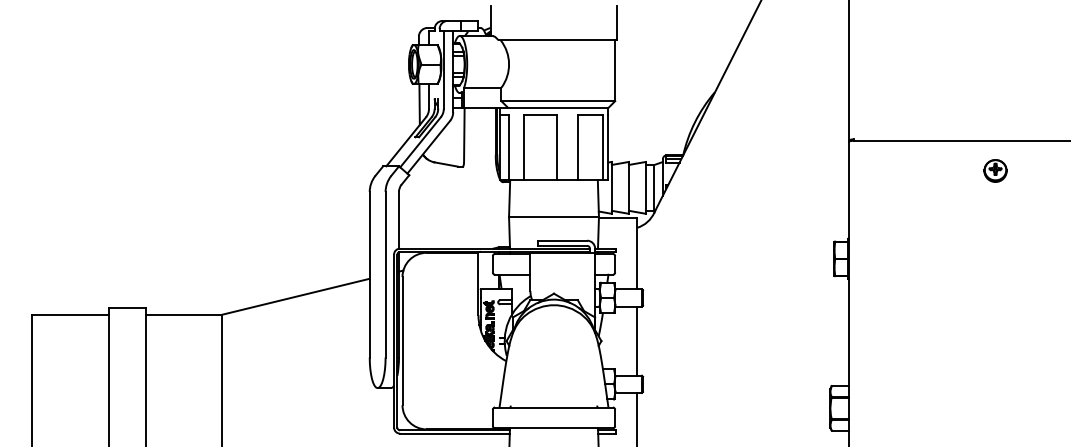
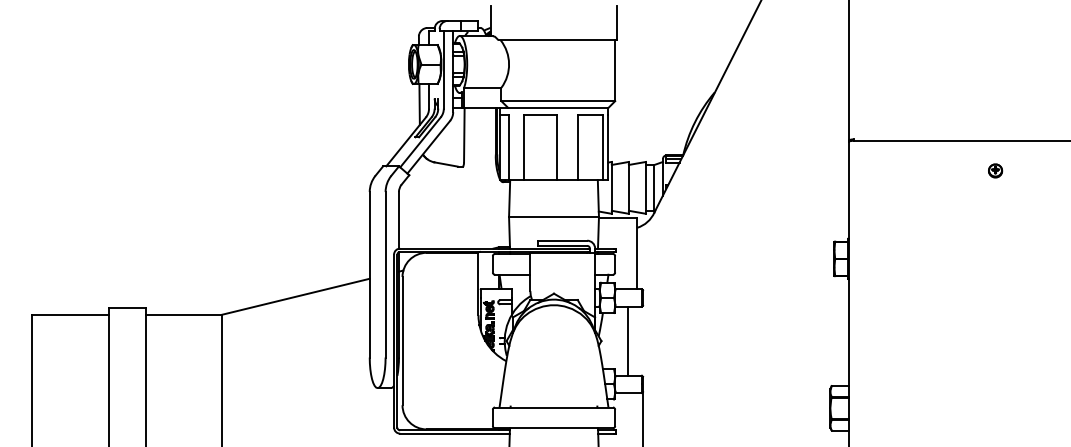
part size: 25x24 px -> 16x16 px (995, 170)
line position: (637, 340) -> (628, 340) (628, 340)
line position: (637, 417) -> (643, 417) (643, 417)
